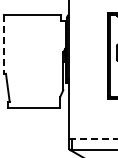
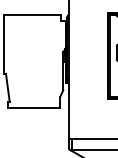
line: dashed -> solid (4, 44)
line: dashed -> solid (93, 139)
